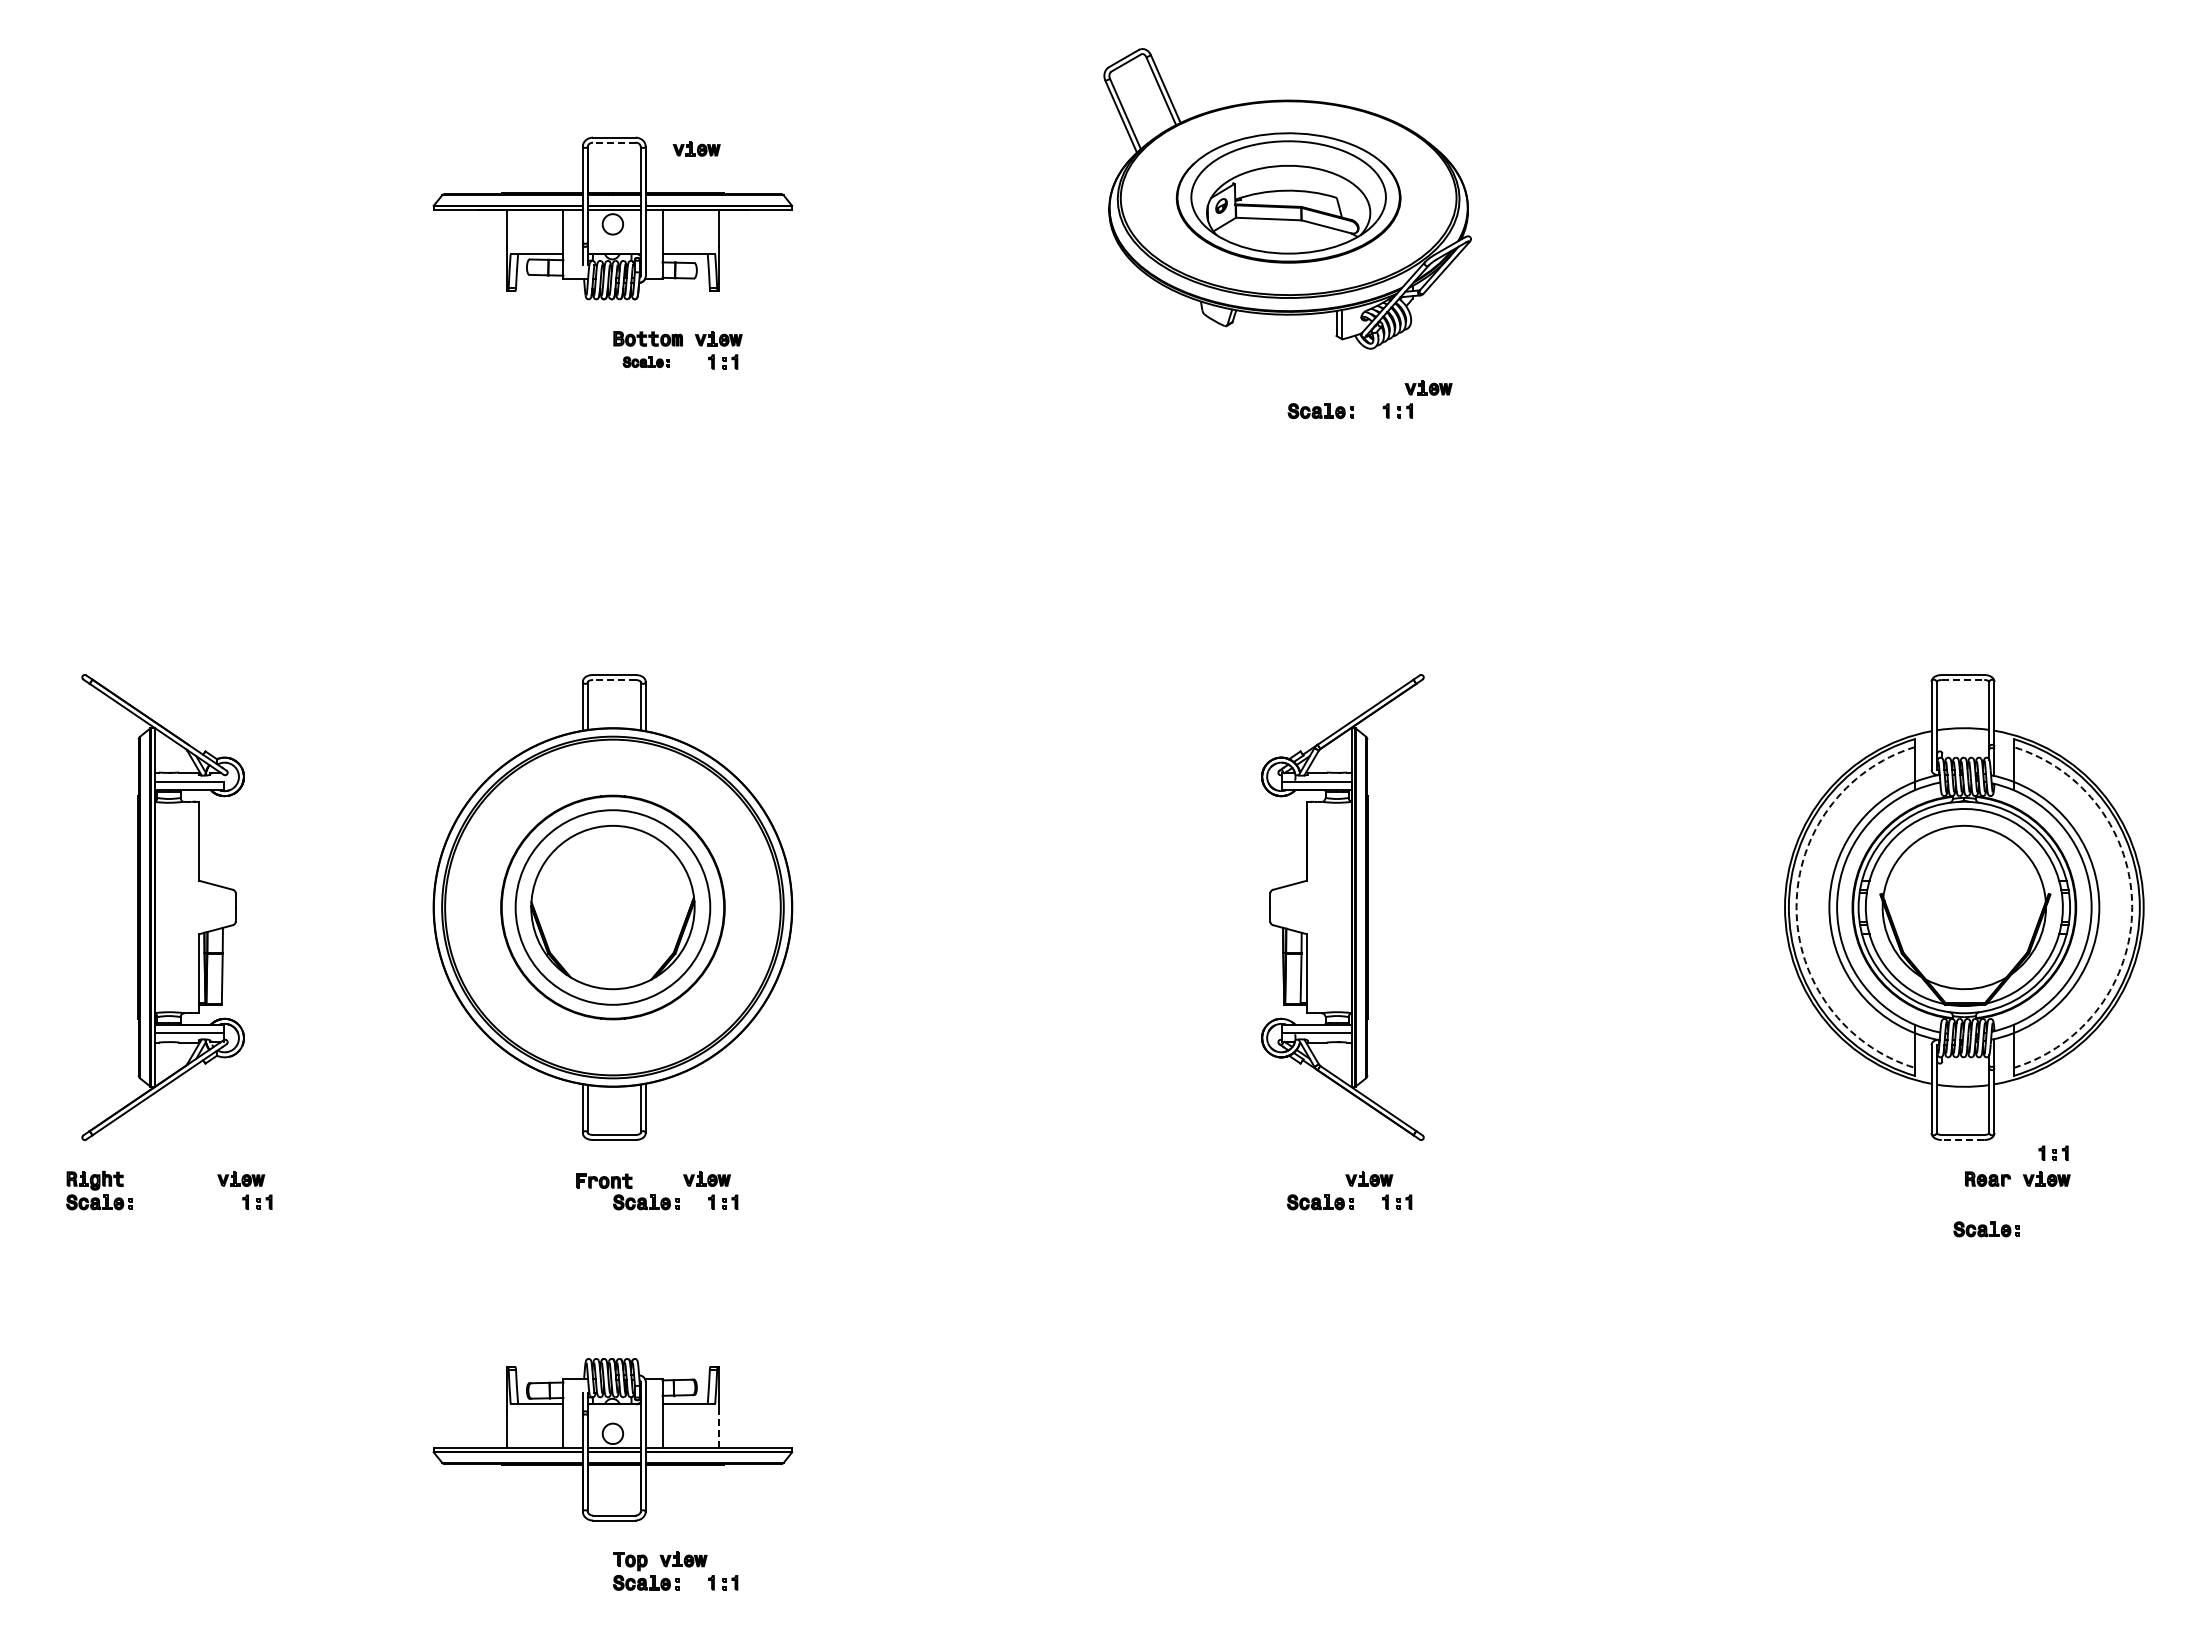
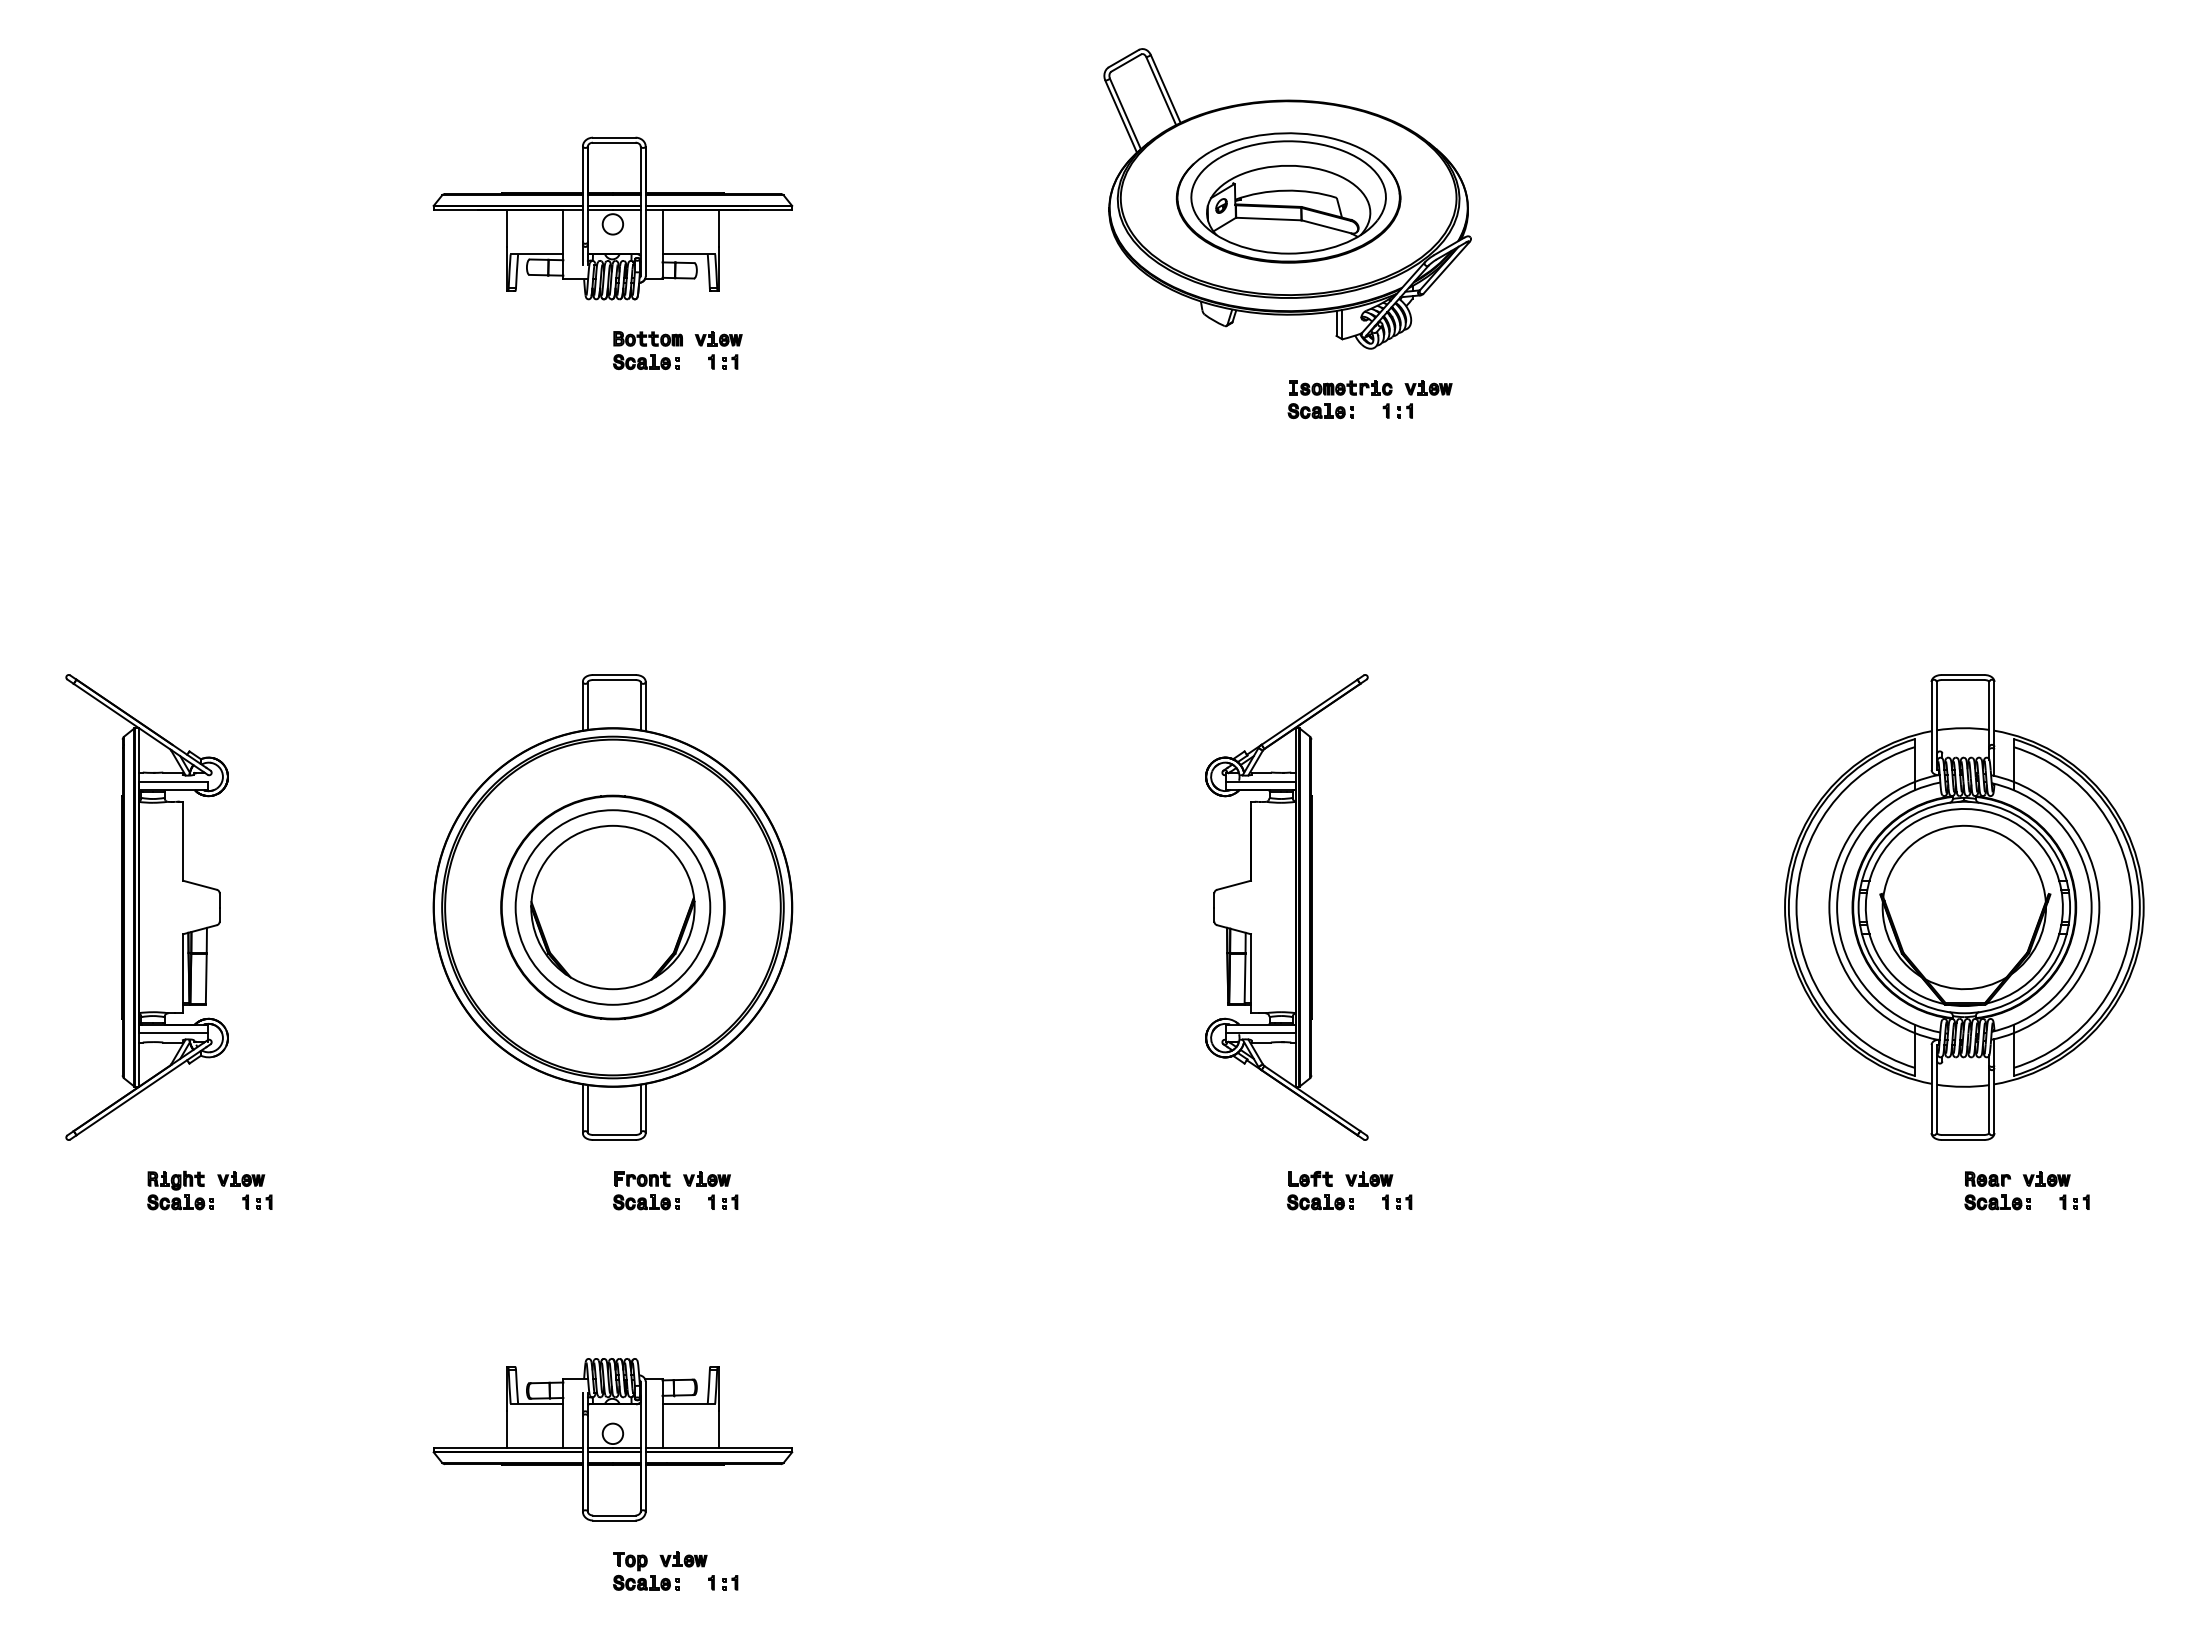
line: dashed -> solid (613, 142)
part: present -> none (696, 148)
part size: 48x12 px -> 67x17 px (646, 362)
part: none -> present (1340, 387)
line: dashed -> solid (613, 679)
line: dashed -> solid (1963, 679)
part position: (162, 907) -> (146, 907) (146, 907)
part position: (1342, 907) -> (1286, 907) (1286, 907)
arc: dashed -> solid (1796, 907)
arc: dashed -> solid (2132, 907)
line: dashed -> solid (1962, 1140)
part position: (2053, 1152) -> (2074, 1201) (2074, 1201)
part: none -> present (1310, 1178)
part position: (604, 1180) -> (642, 1178) (642, 1178)
part position: (99, 1190) -> (180, 1190) (180, 1190)
part position: (1986, 1229) -> (1997, 1202) (1997, 1202)
line: dashed -> solid (718, 1429)
